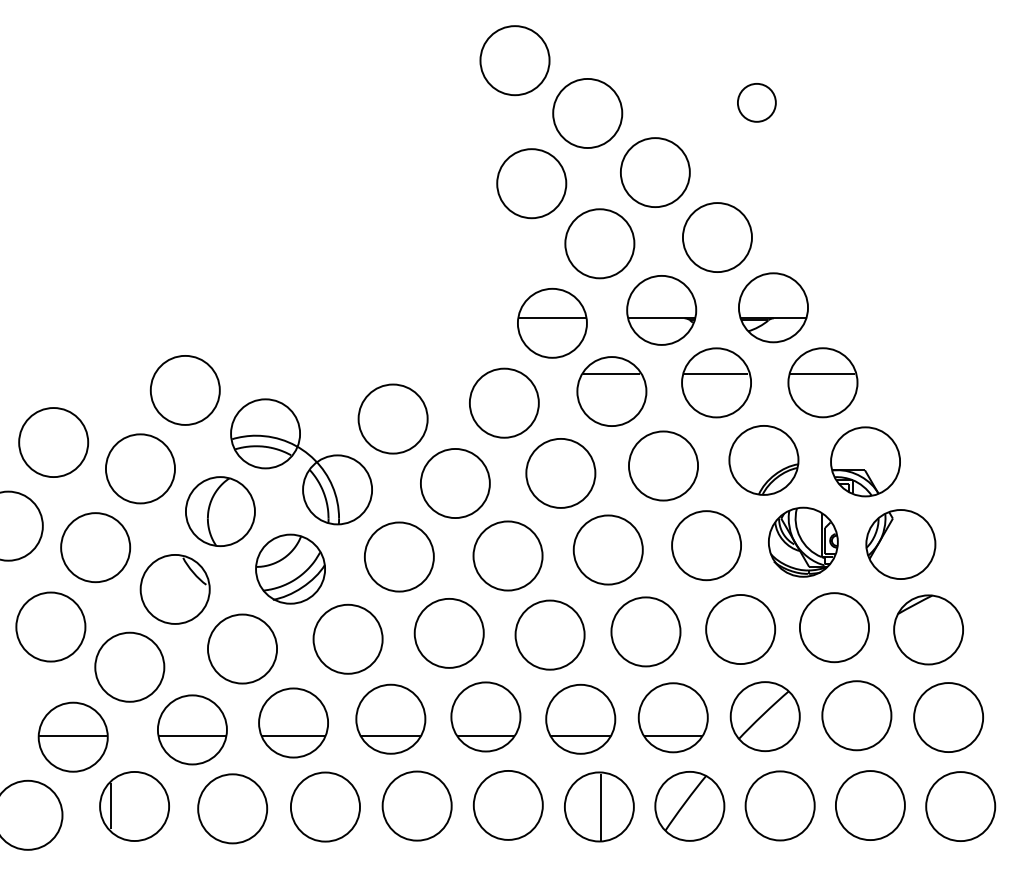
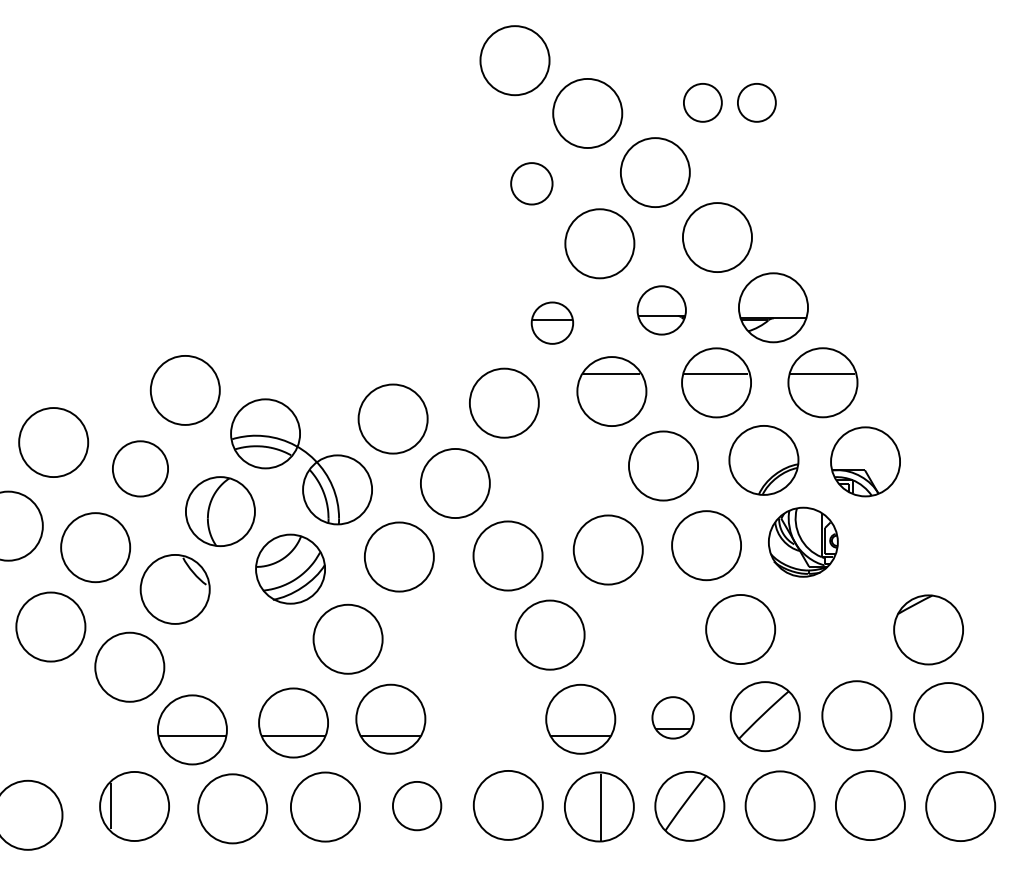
part: none -> present (702, 102)
part size: 72x72 px -> 44x44 px (531, 183)
part size: 72x71 px -> 51x51 px (661, 310)
part size: 71x72 px -> 45x44 px (552, 322)
part size: 71x72 px -> 57x58 px (140, 468)
part: present -> none (560, 473)
part: present -> none (900, 544)
part: present -> none (834, 627)
part: present -> none (645, 631)
part: present -> none (448, 633)
part: present -> none (242, 648)
part: present -> none (485, 716)
part size: 72x72 px -> 44x44 px (672, 717)
part: present -> none (72, 736)
part size: 72x72 px -> 51x51 px (417, 806)
